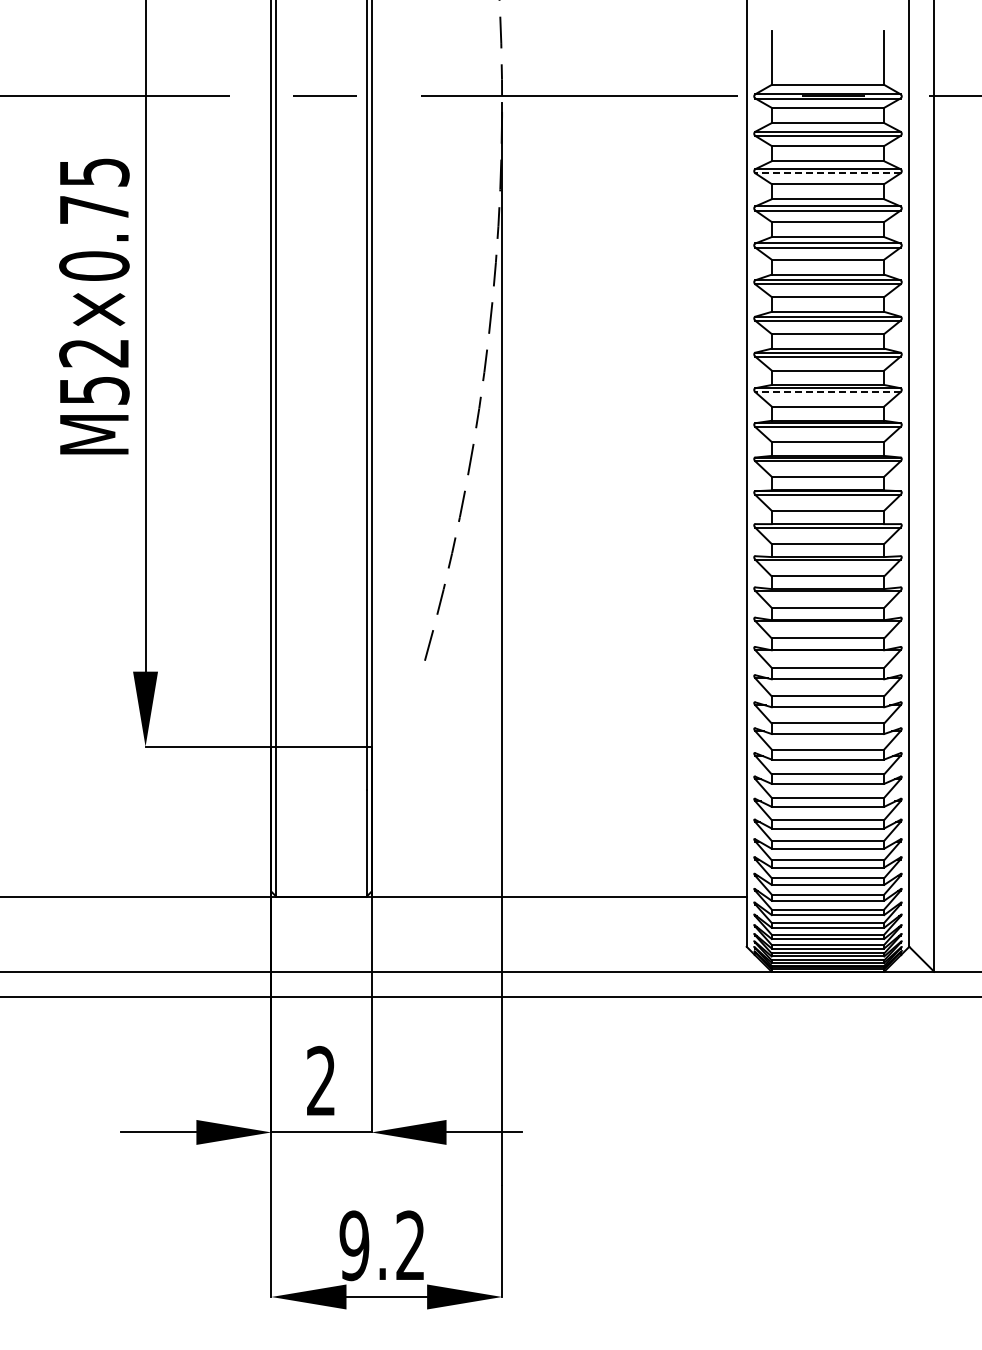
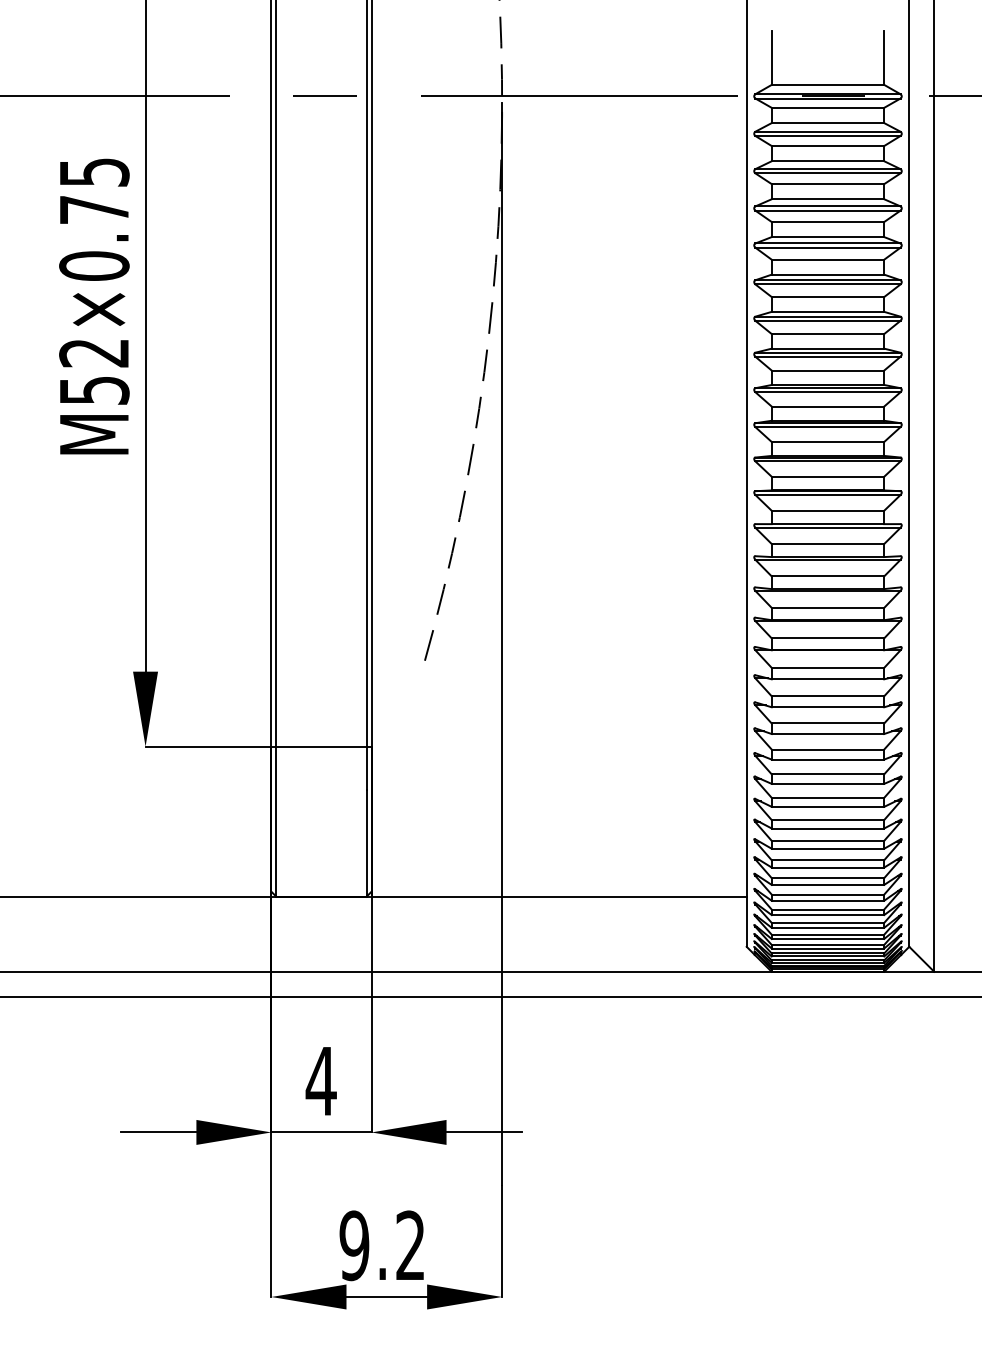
line: dashed -> solid (827, 173)
line: dashed -> solid (827, 392)
text: 2 -> 4 (320, 1080)
